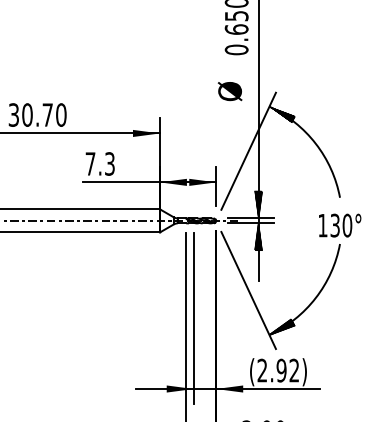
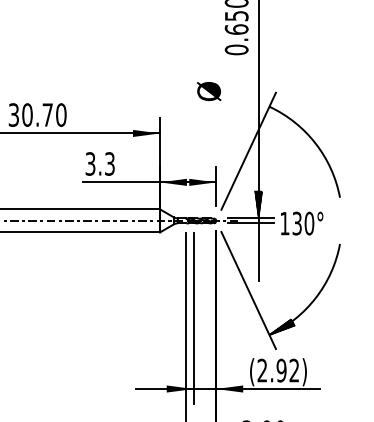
text position: (229, 91) -> (208, 91) (208, 91)
hatch: present -> none (281, 114)
text: 7.3 -> 3.3 (90, 163)
text position: (340, 225) -> (302, 223) (302, 223)
hatch: present -> none (258, 236)
